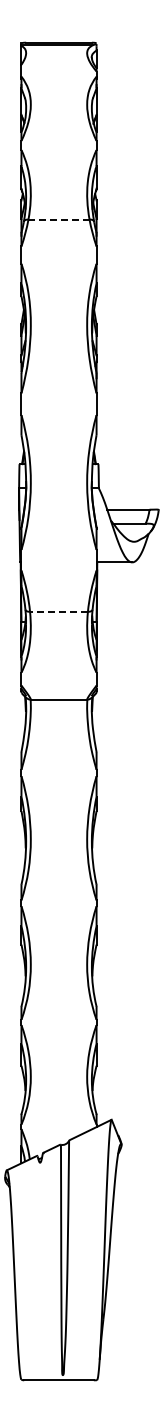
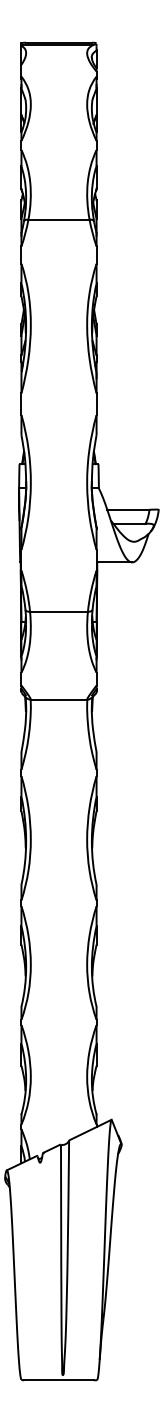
line: dashed -> solid (59, 219)
line: dashed -> solid (58, 611)
